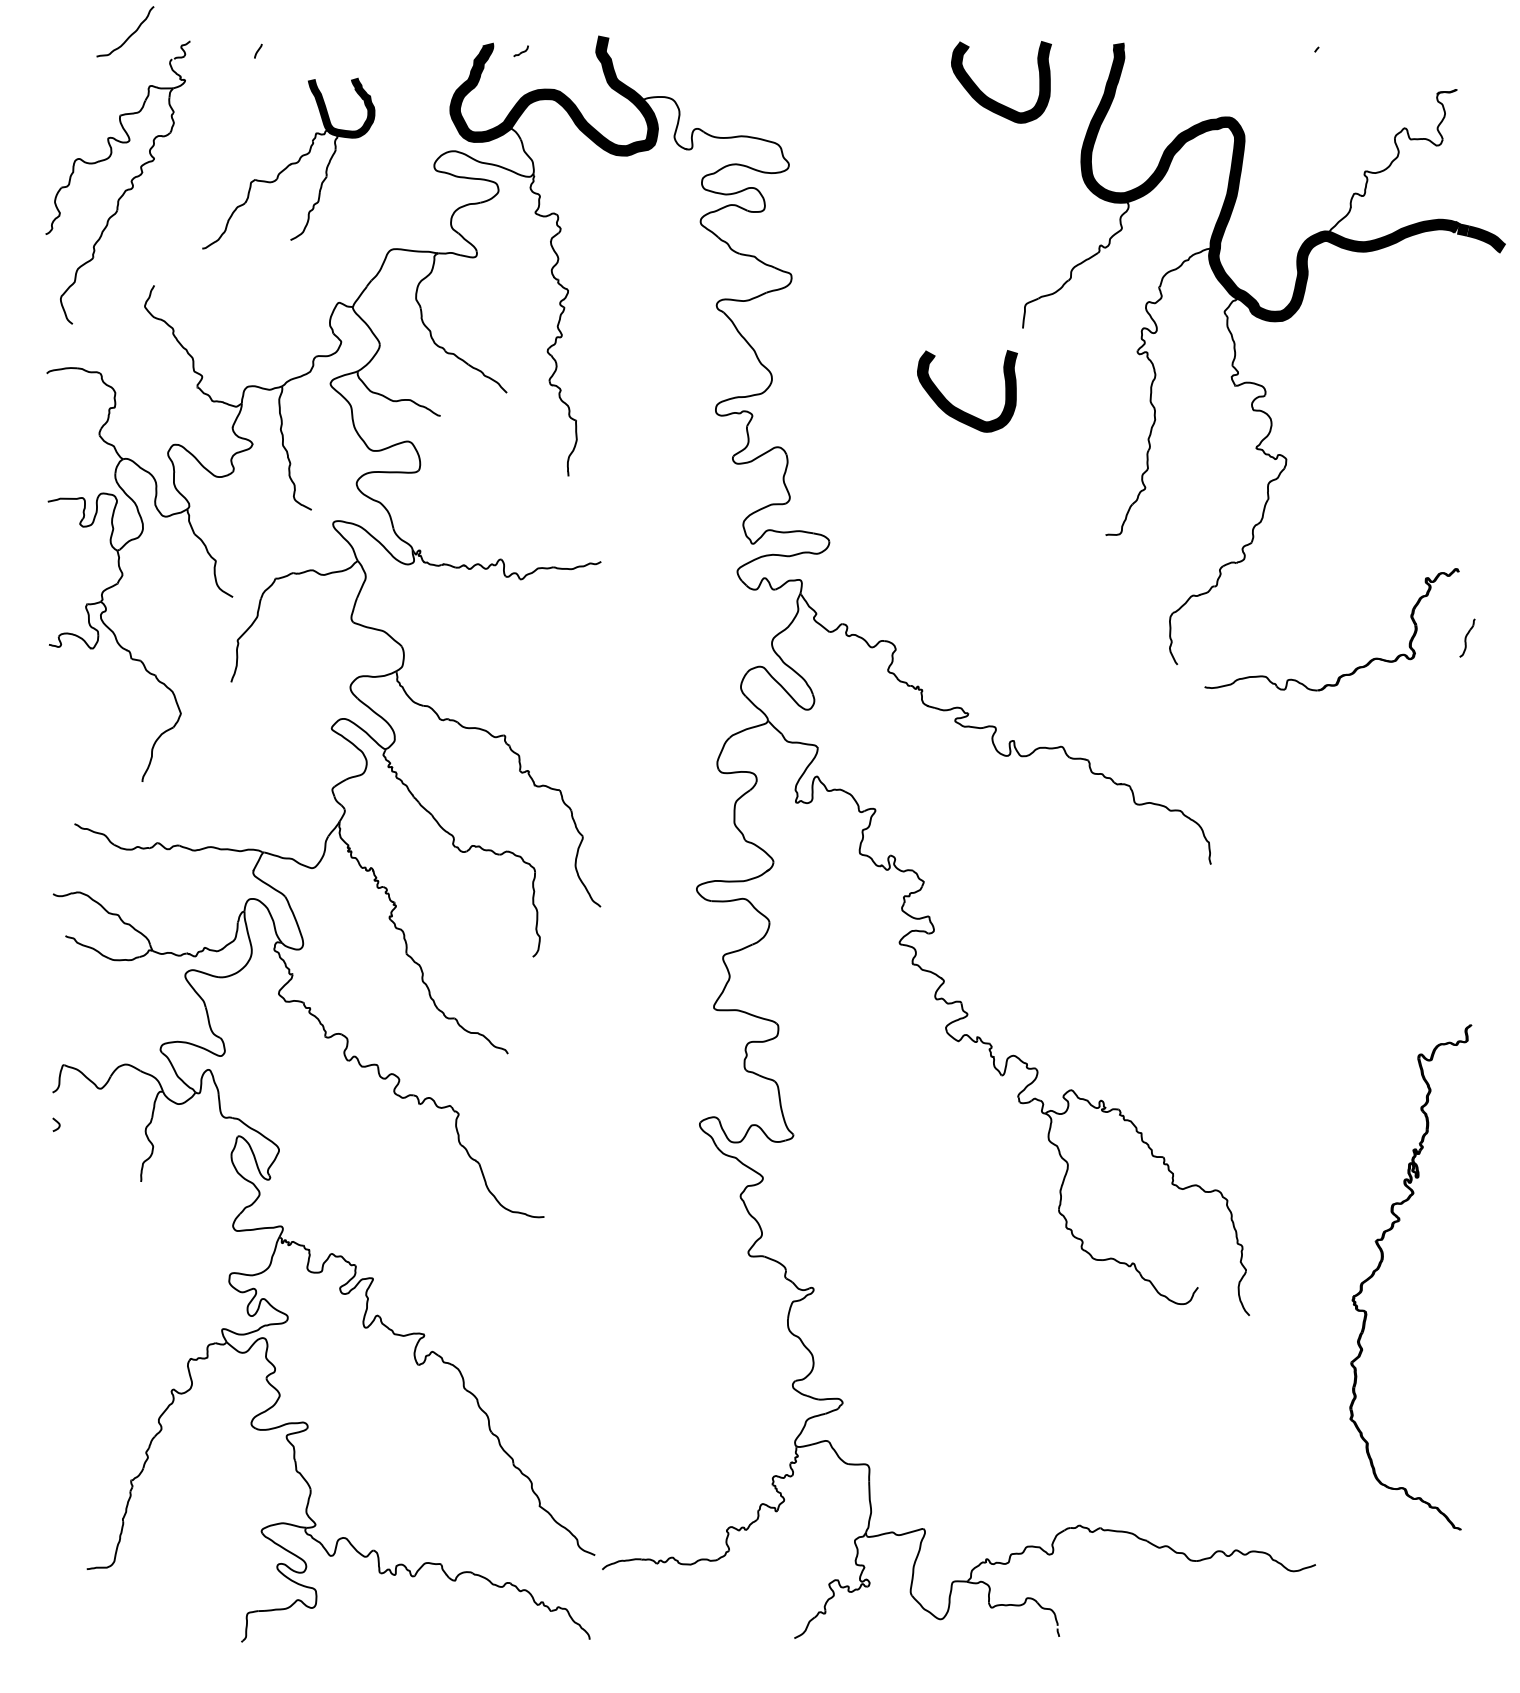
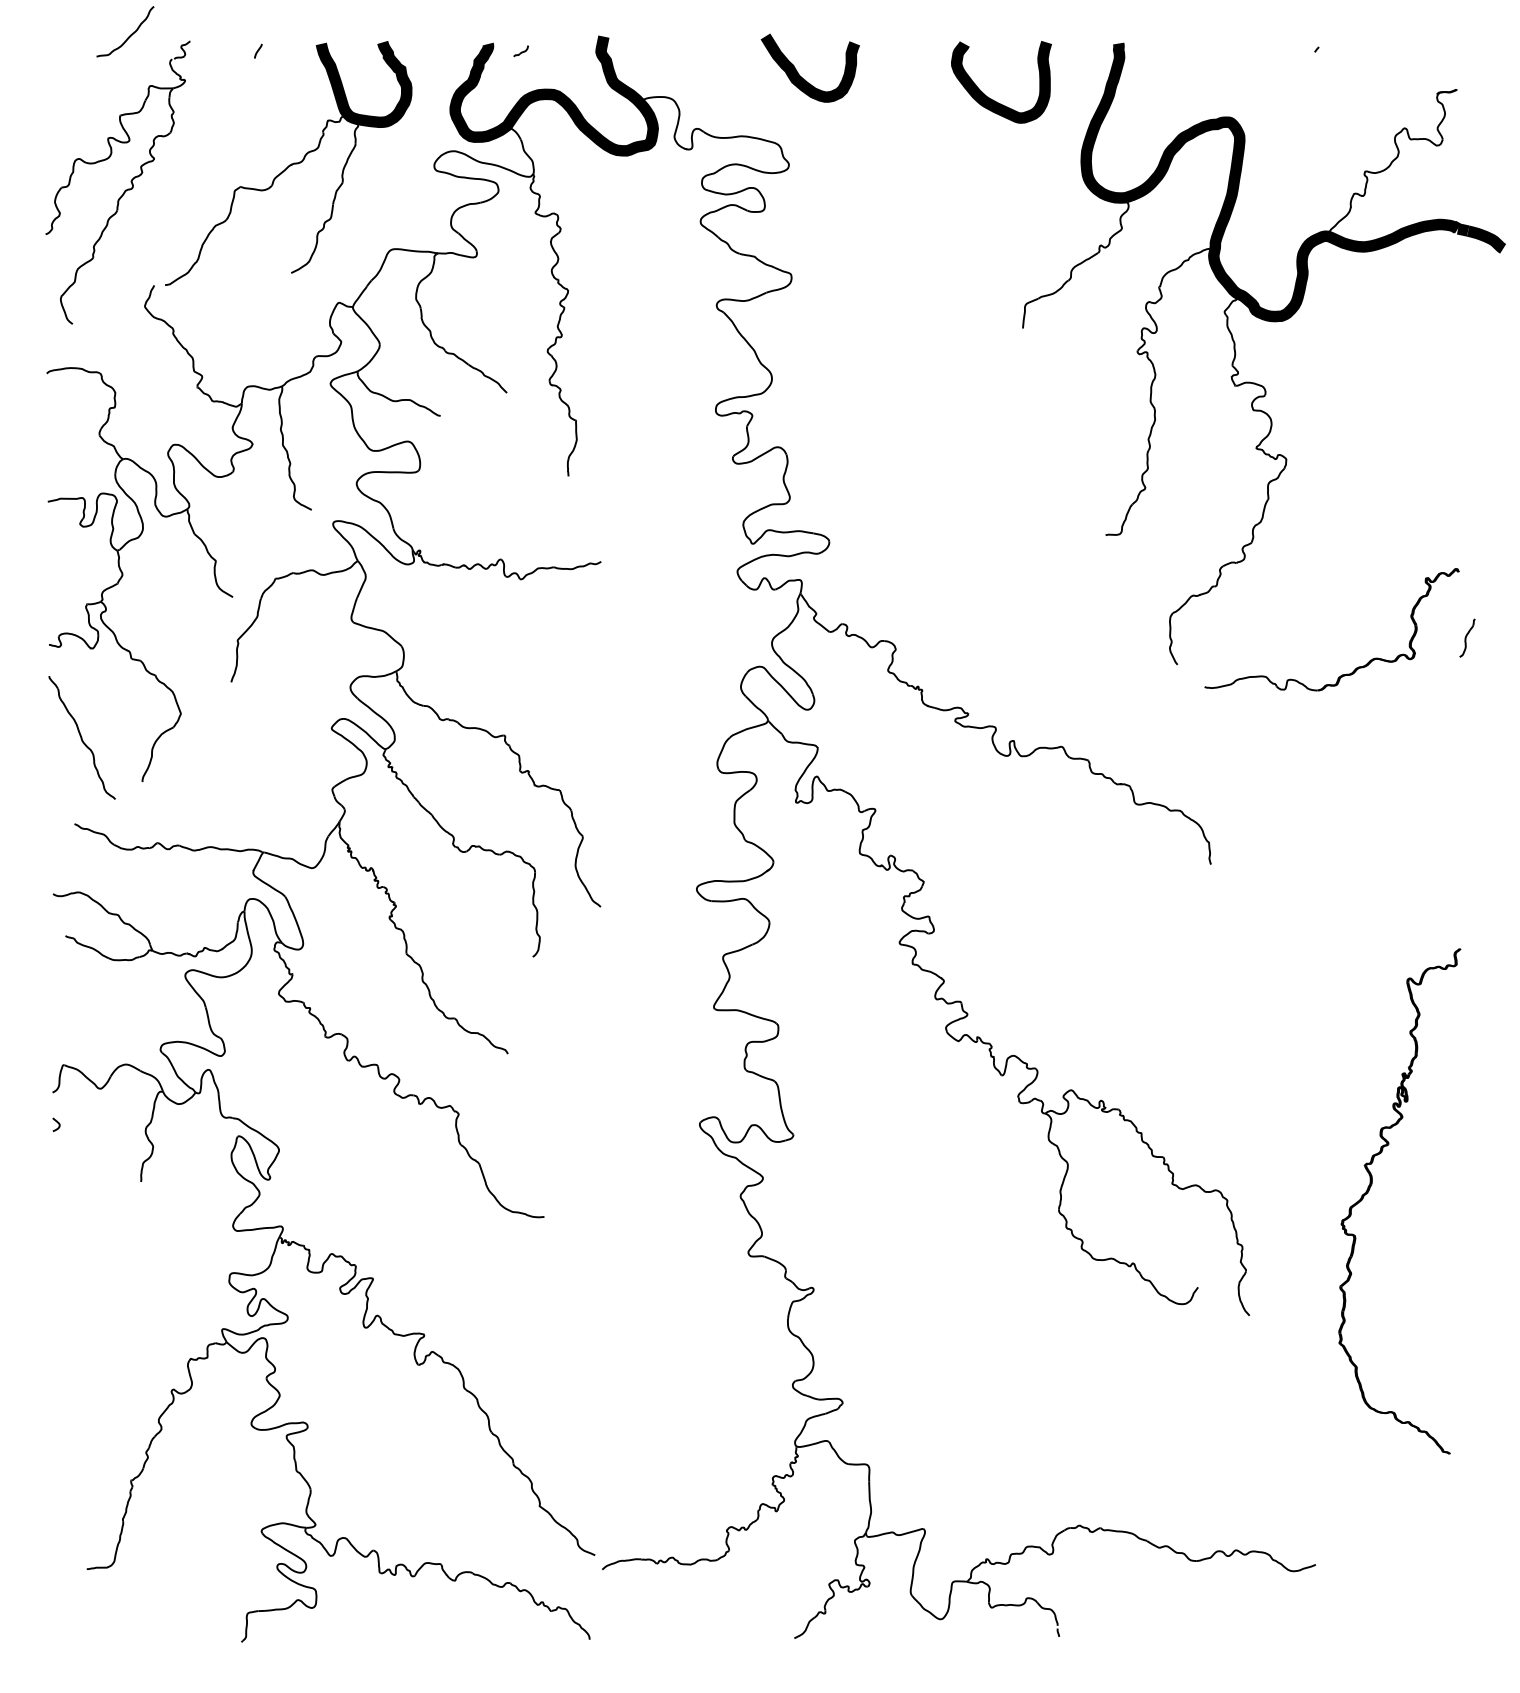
curve: none -> present (800, 75)
part size: 174x173 px -> 248x245 px (288, 163)
curve: present -> none (959, 408)
part: none -> present (81, 737)
part position: (1380, 1267) -> (1369, 1191) (1369, 1191)
